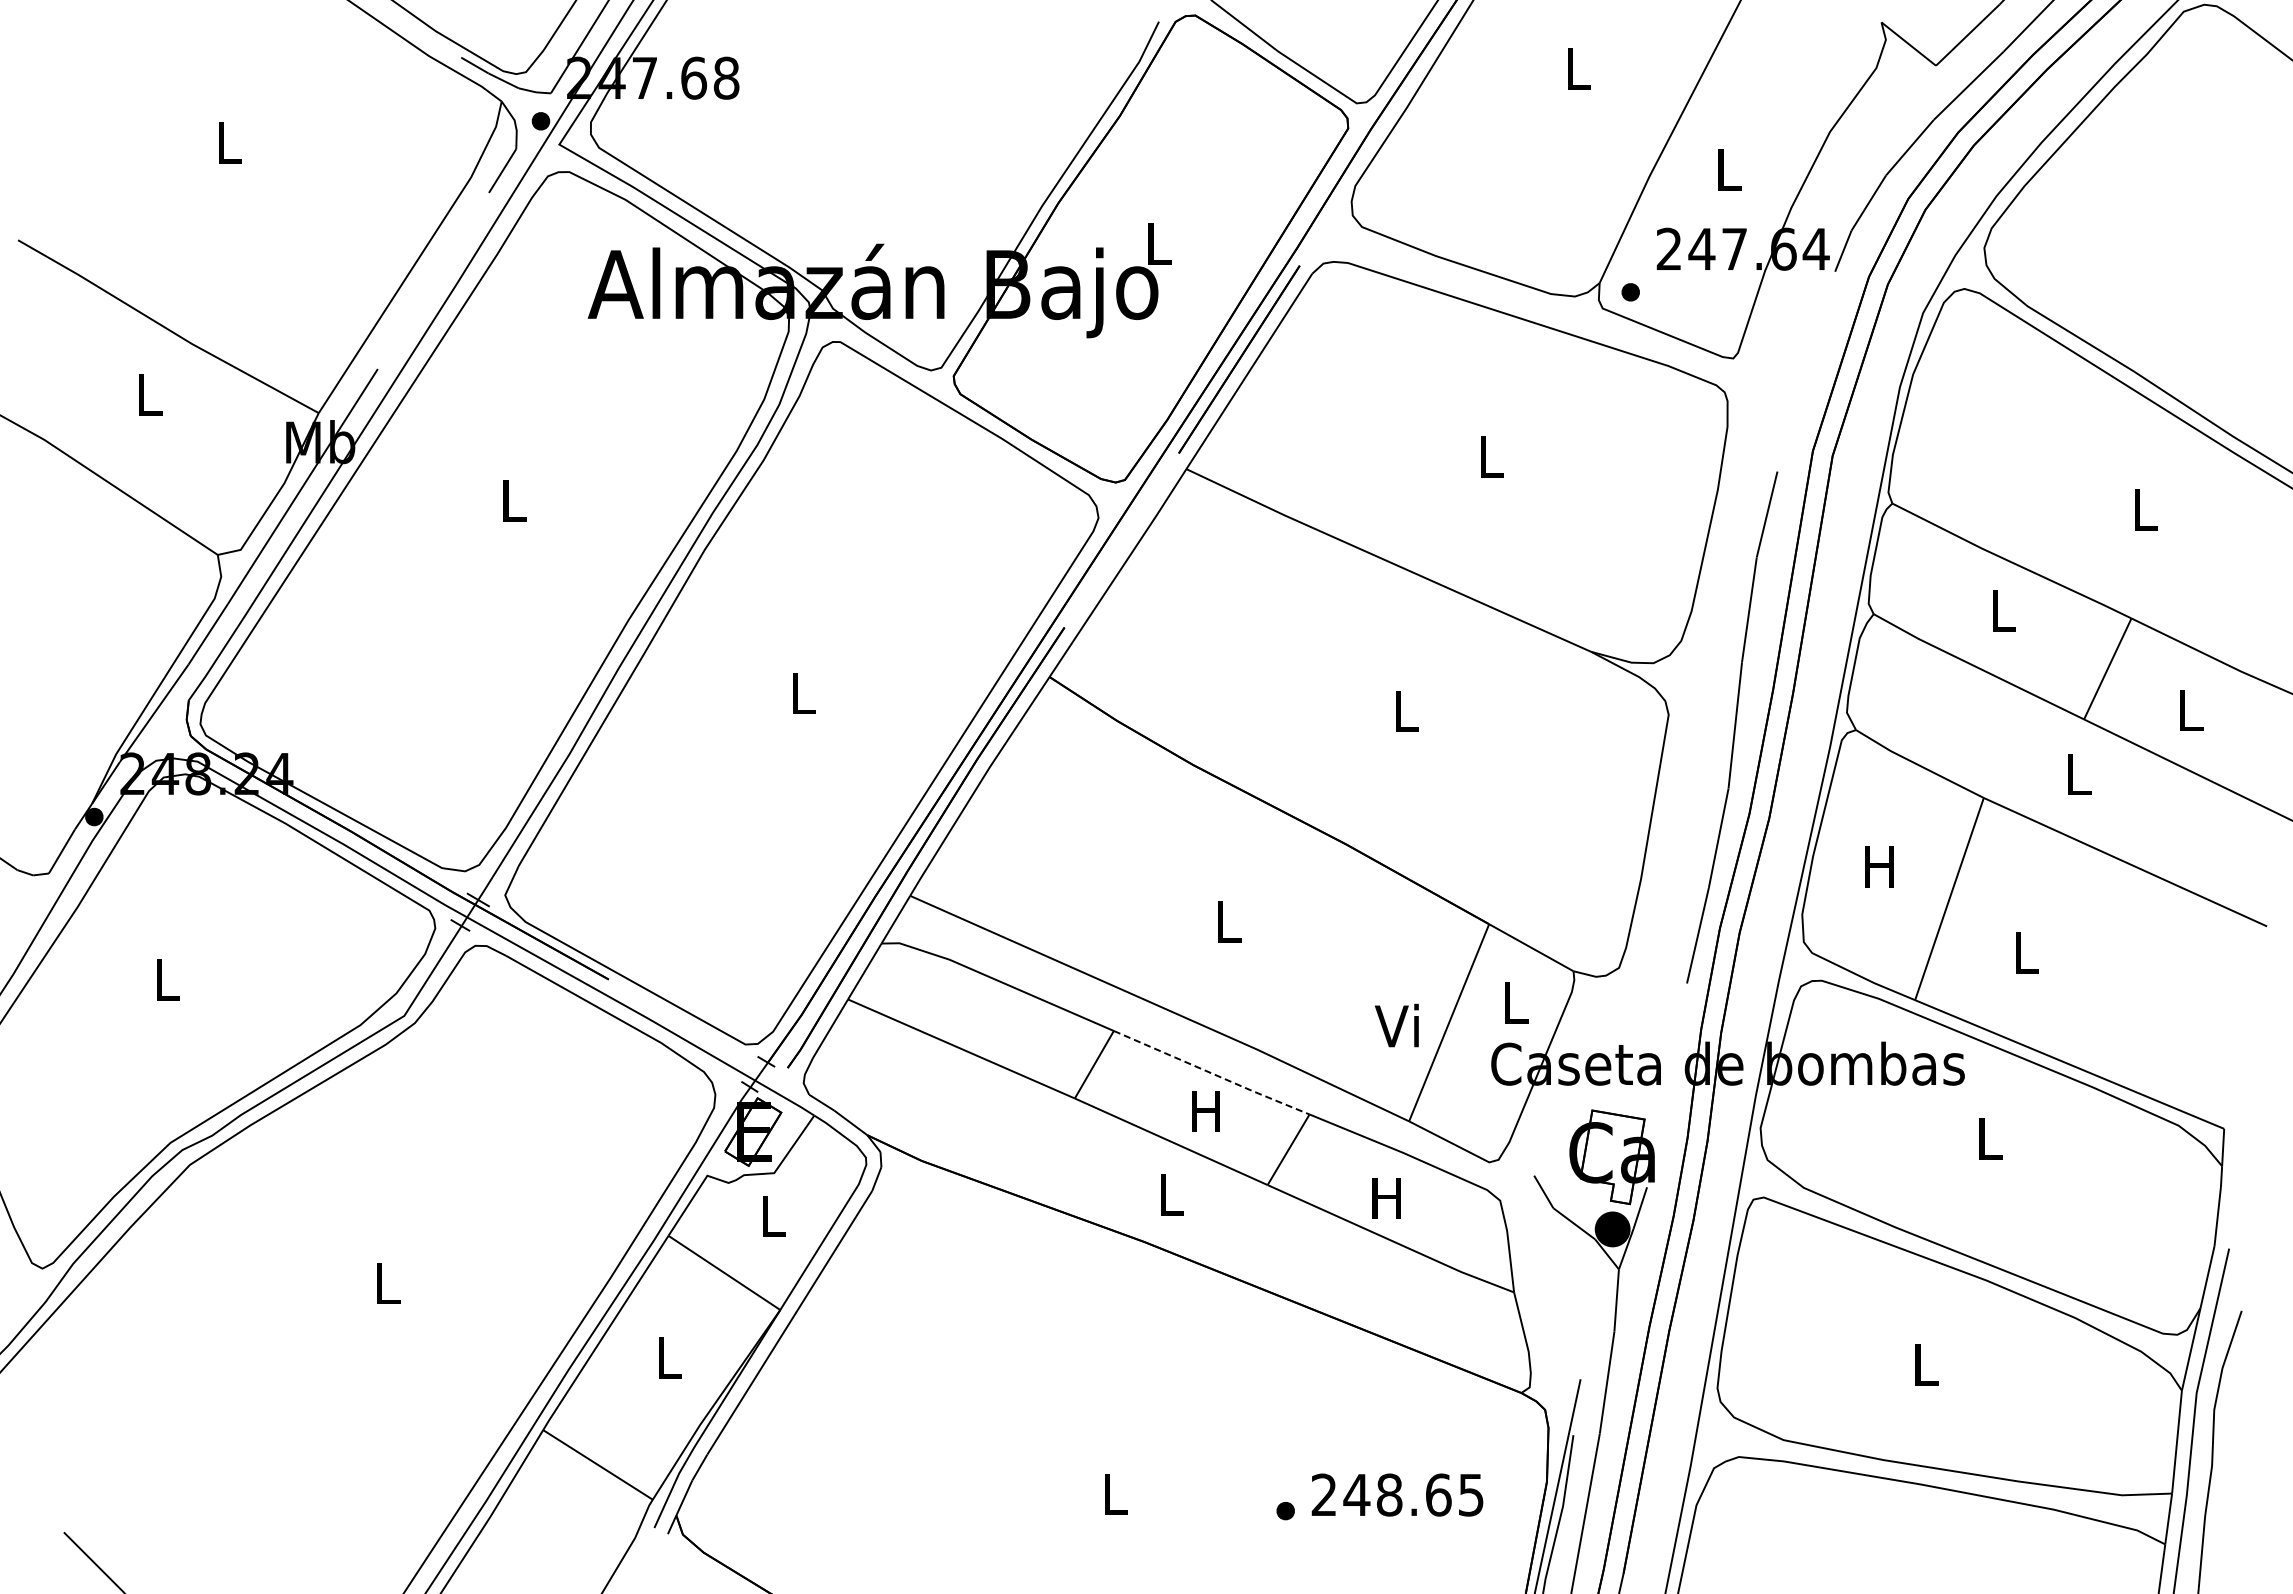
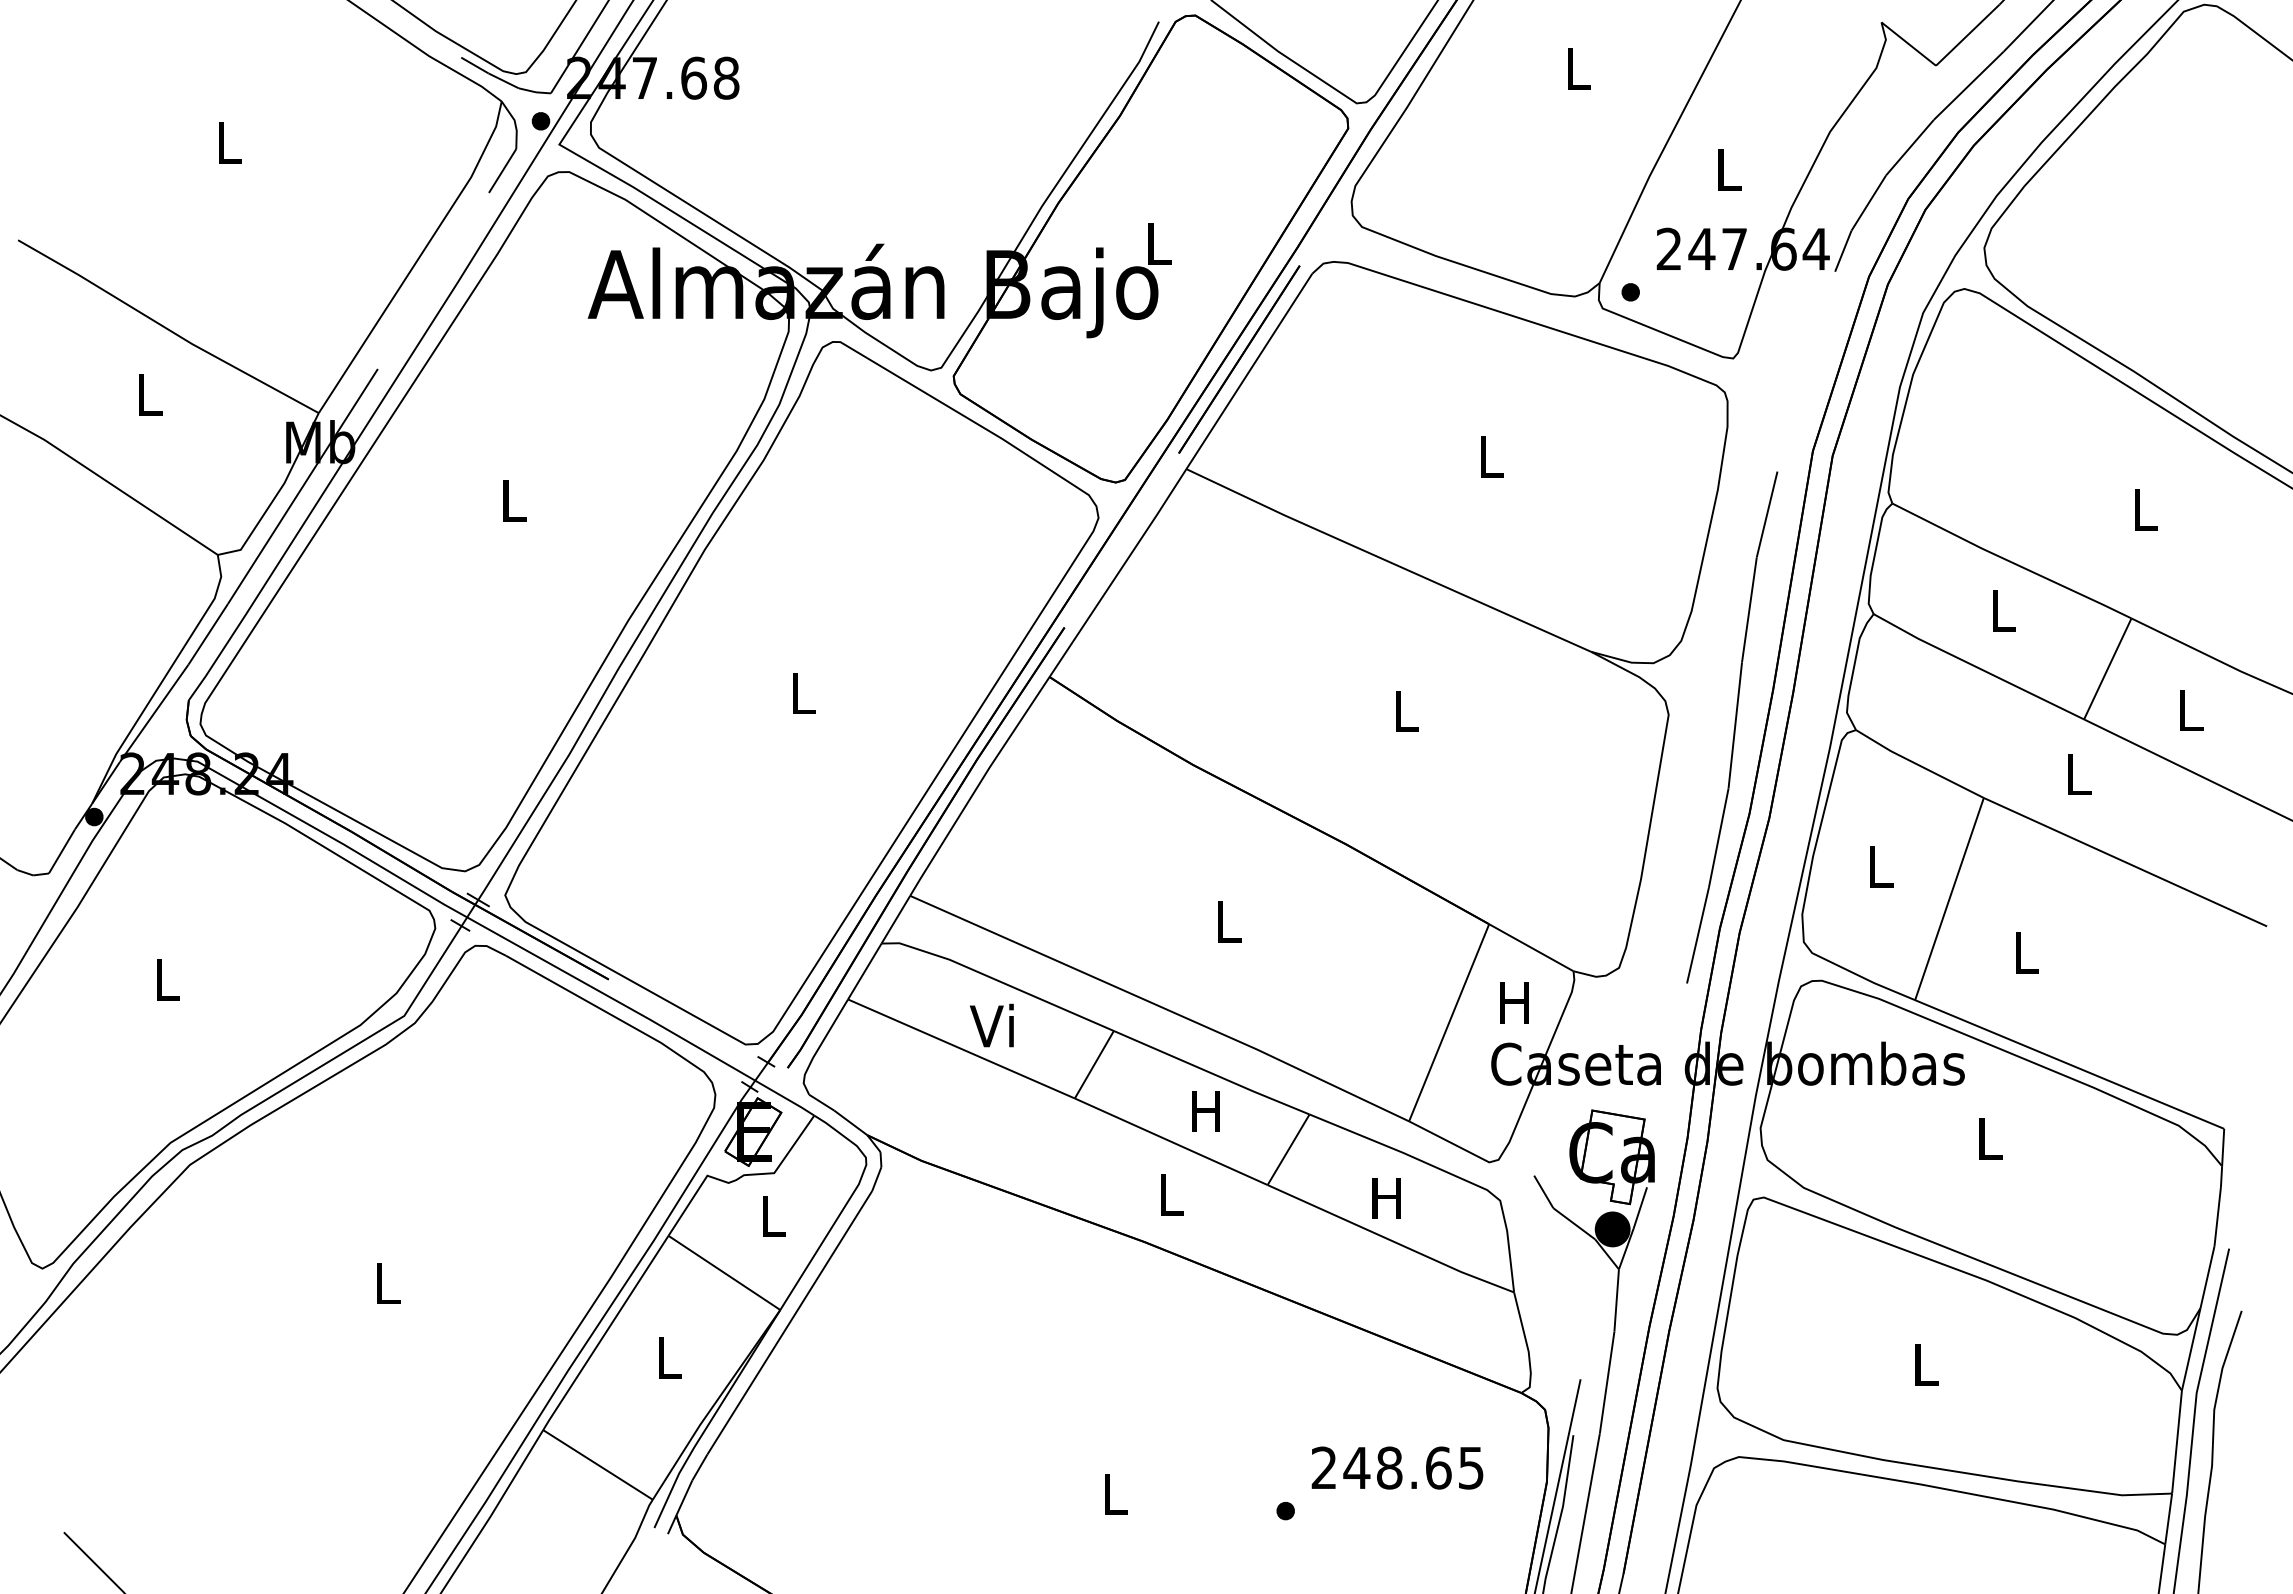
text: H -> L (1879, 866)
text: L -> H (1514, 1002)
text position: (1396, 1025) -> (991, 1025) (991, 1025)
line: dashed -> solid (1212, 1073)
text position: (1397, 1494) -> (1397, 1467) (1397, 1467)
